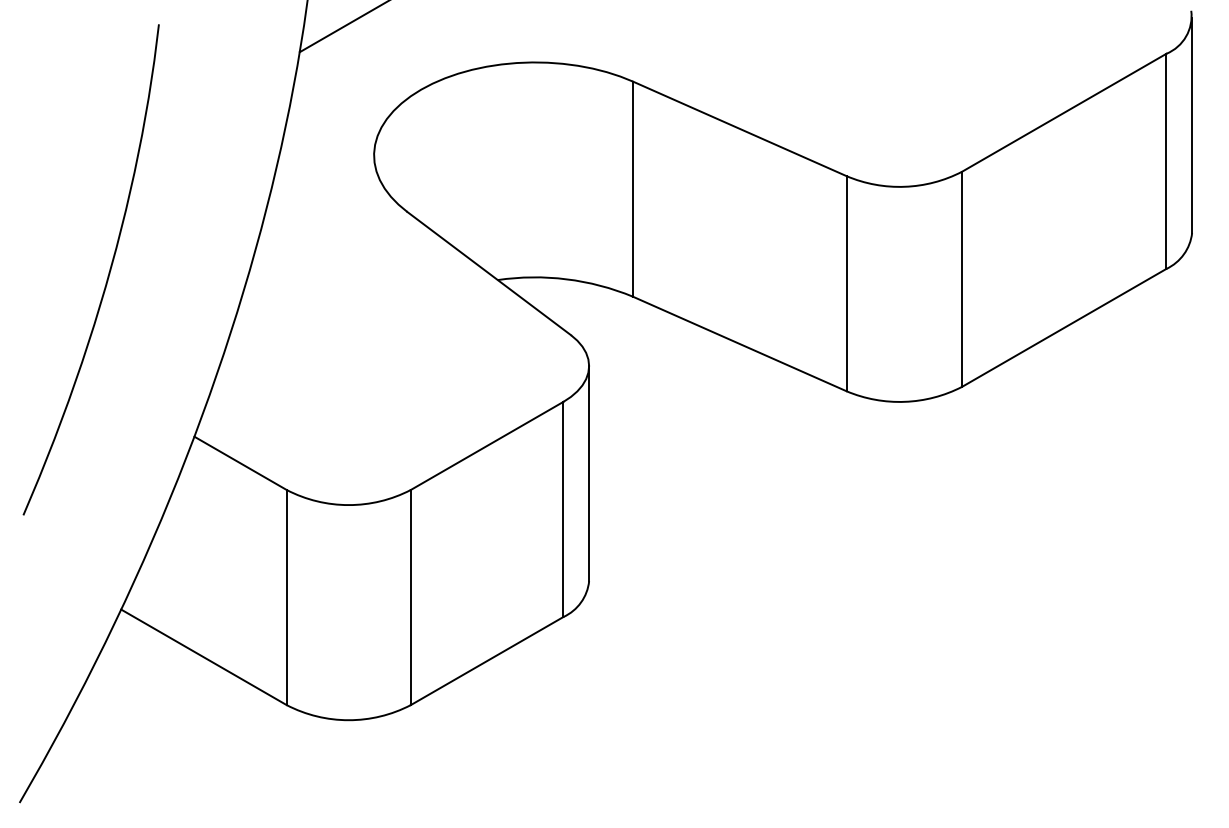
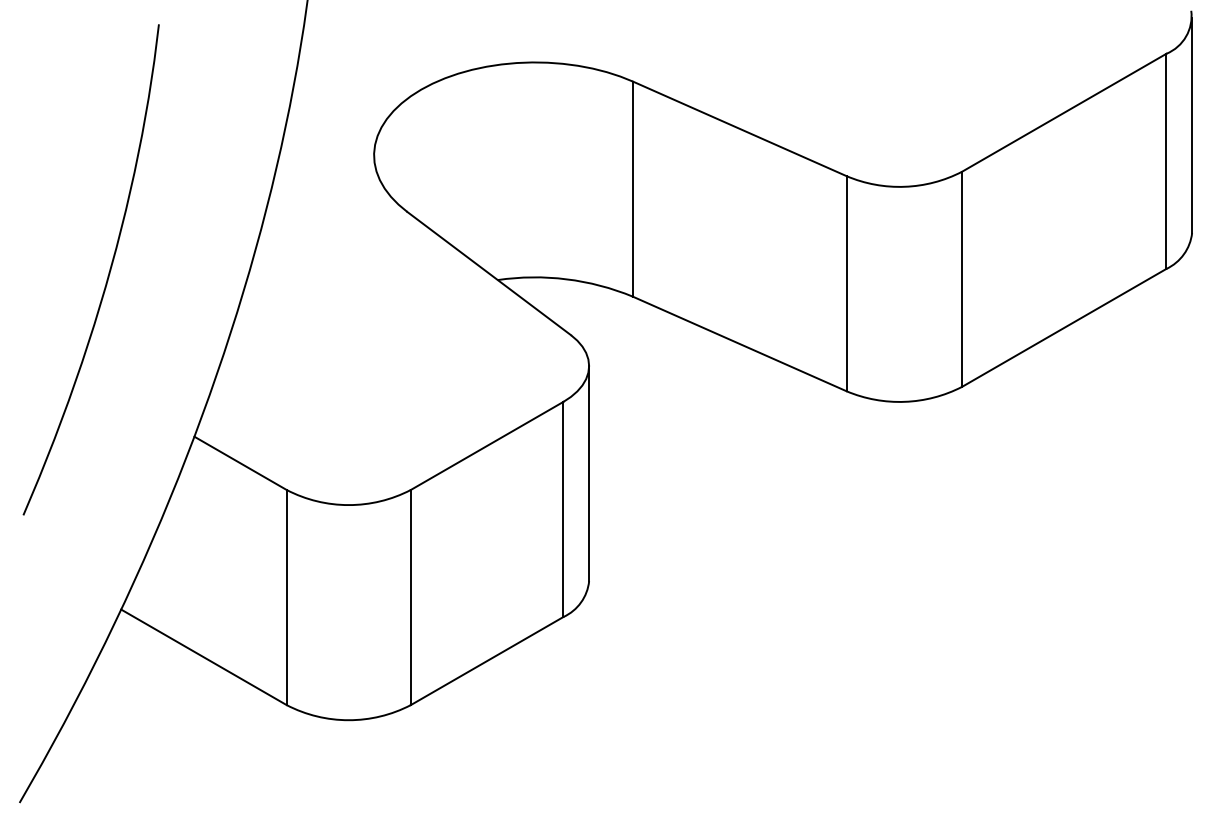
line: present -> none (342, 27)
